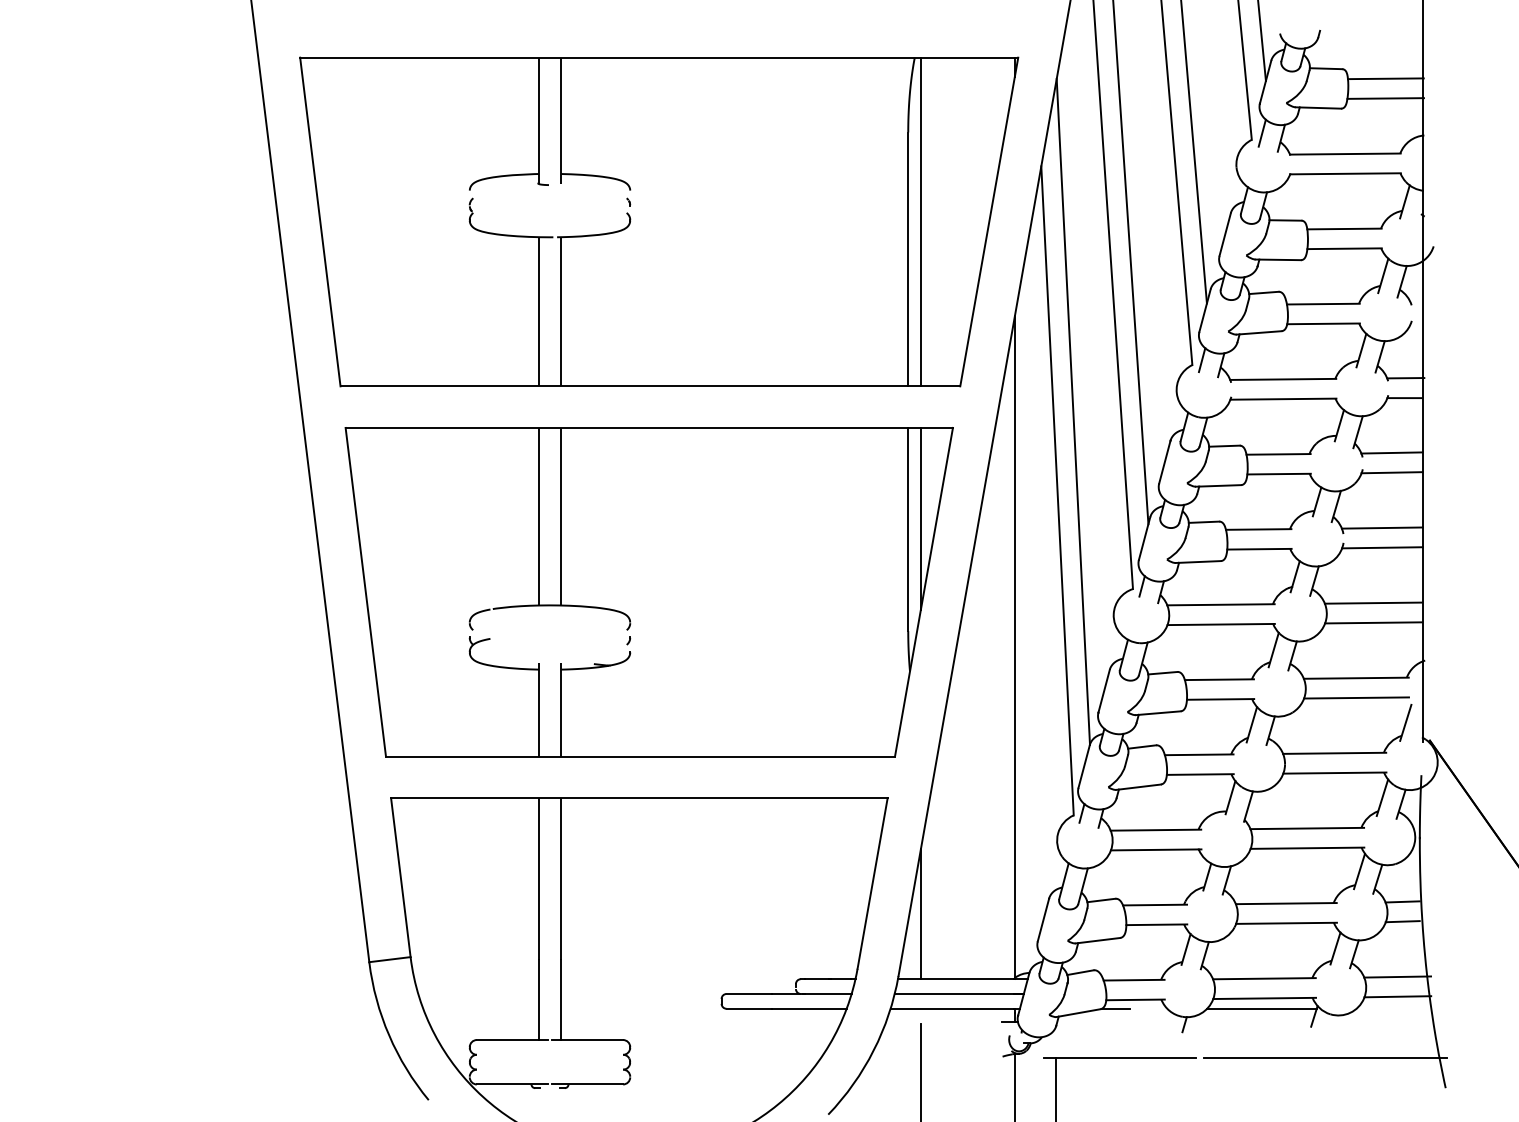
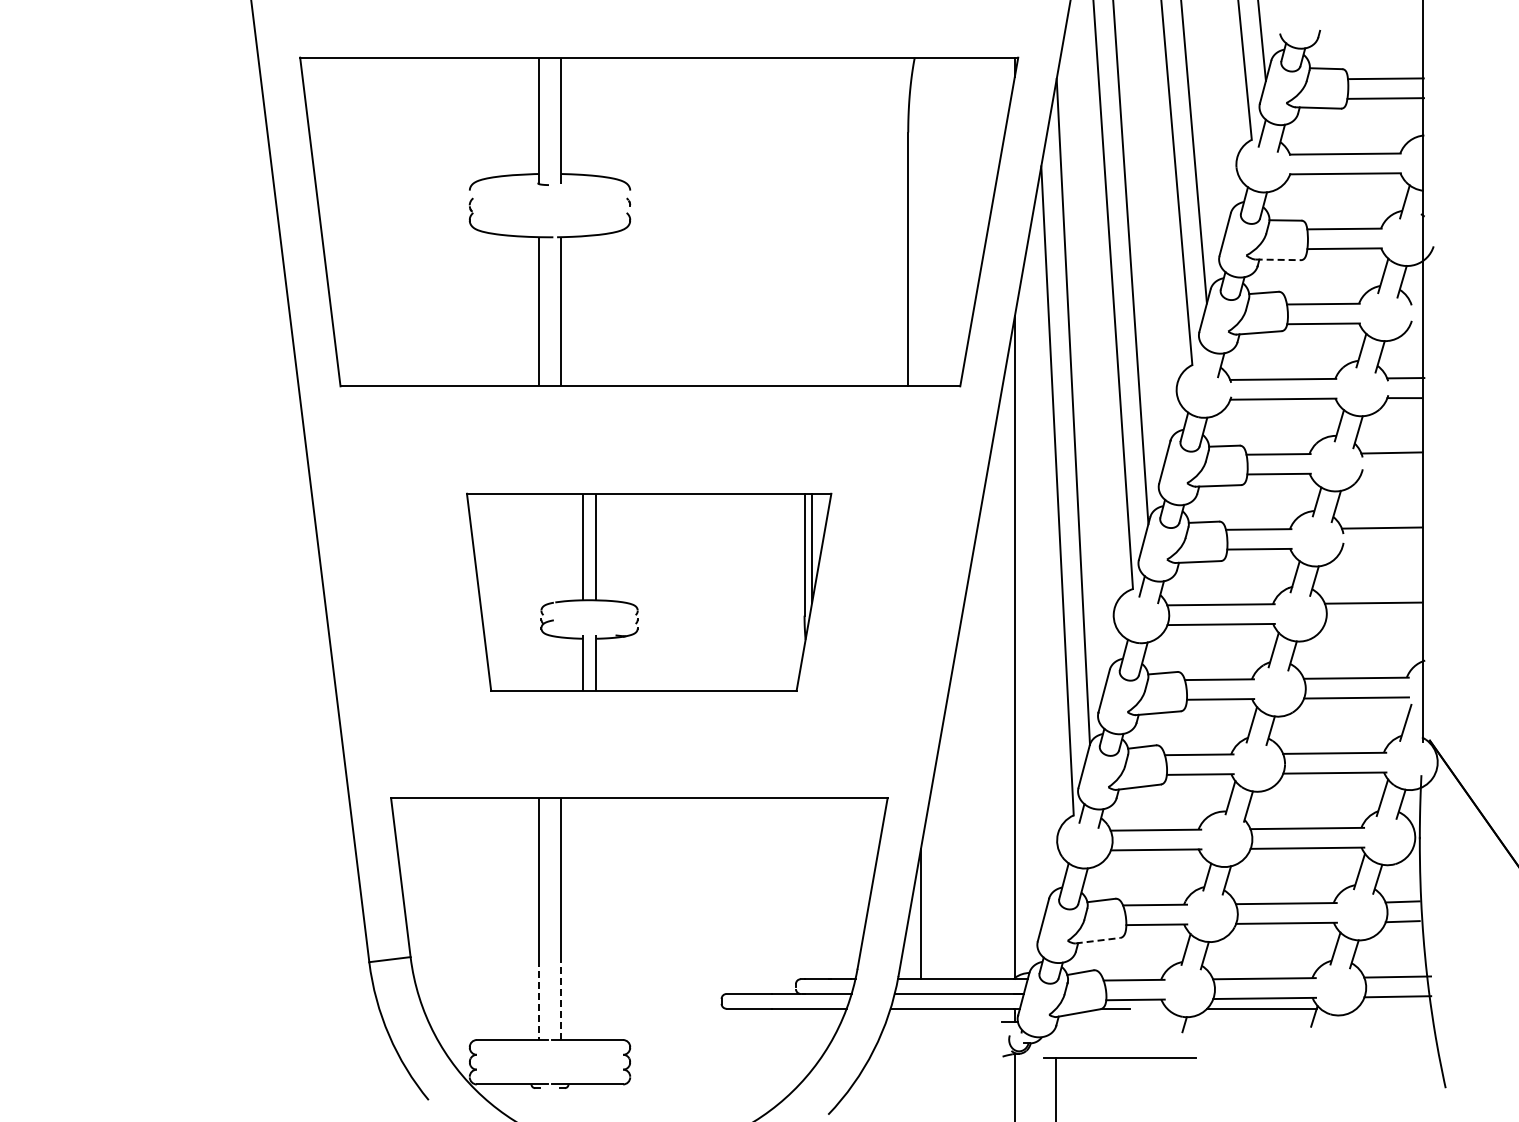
line: present -> none (920, 221)
line: solid -> dashed (1278, 259)
line: present -> none (1201, 360)
line: present -> none (1391, 472)
line: present -> none (1382, 547)
part size: 610x331 px -> 367x200 px (649, 591)
line: present -> none (1373, 622)
line: solid -> dashed (1098, 940)
line: solid -> dashed (561, 999)
line: solid -> dashed (538, 1000)
line: present -> none (1325, 1058)
line: present -> none (920, 1070)
